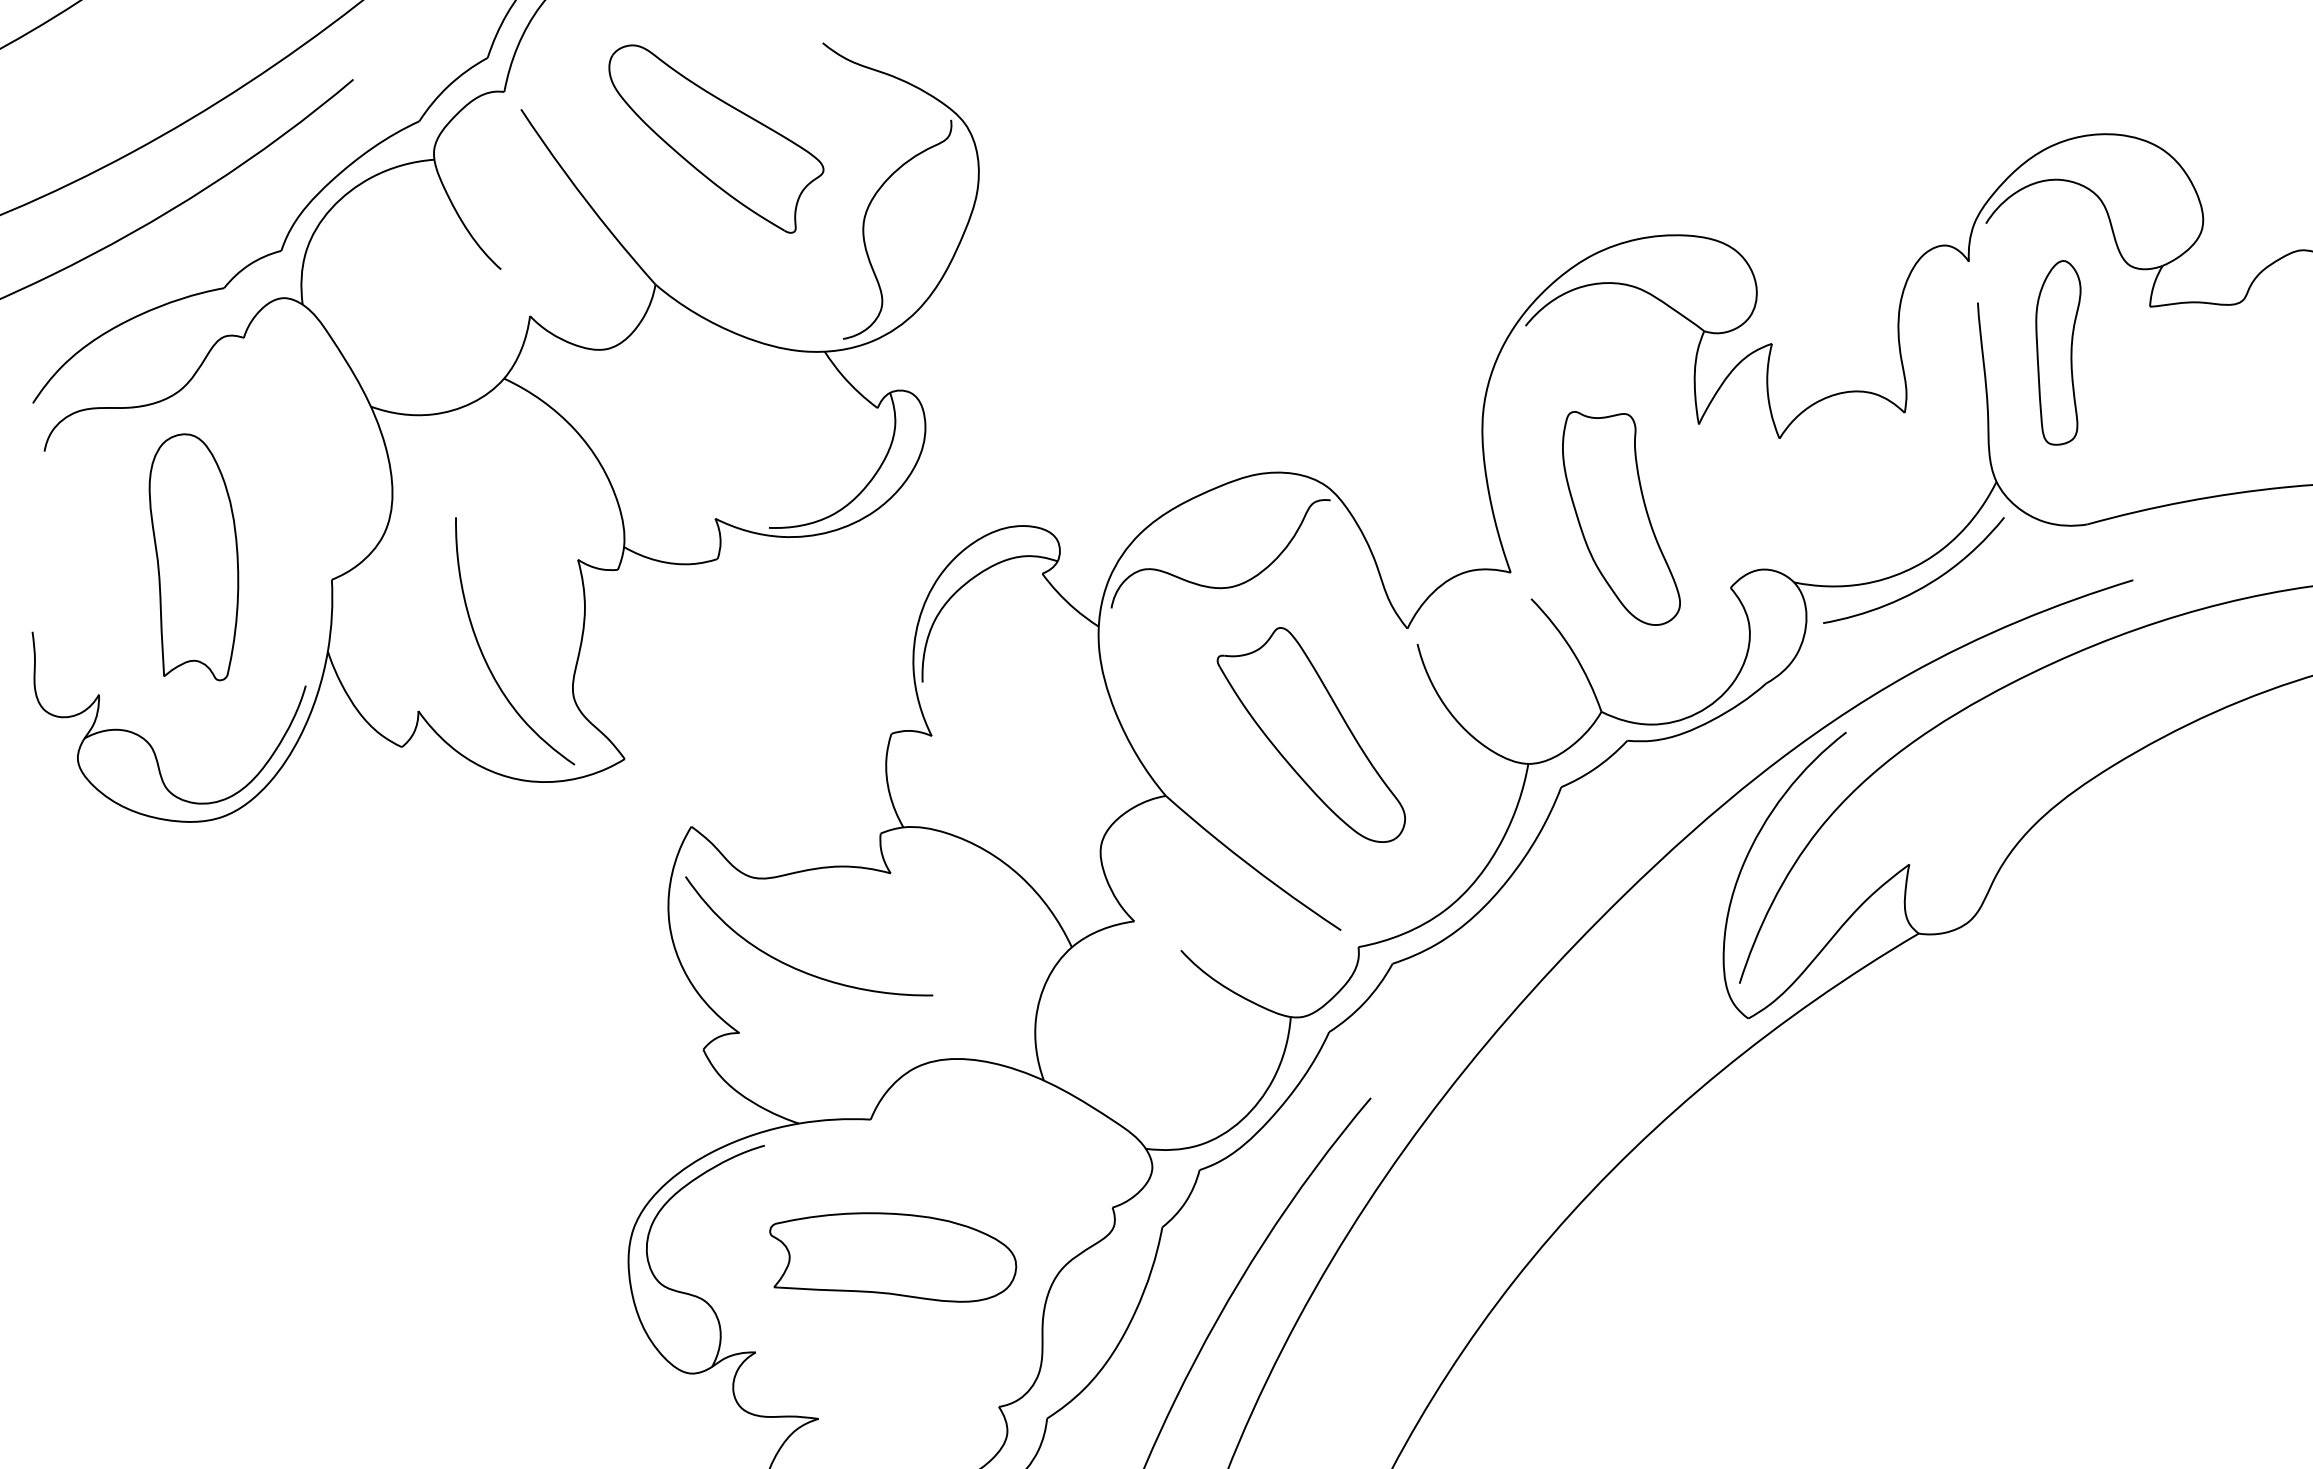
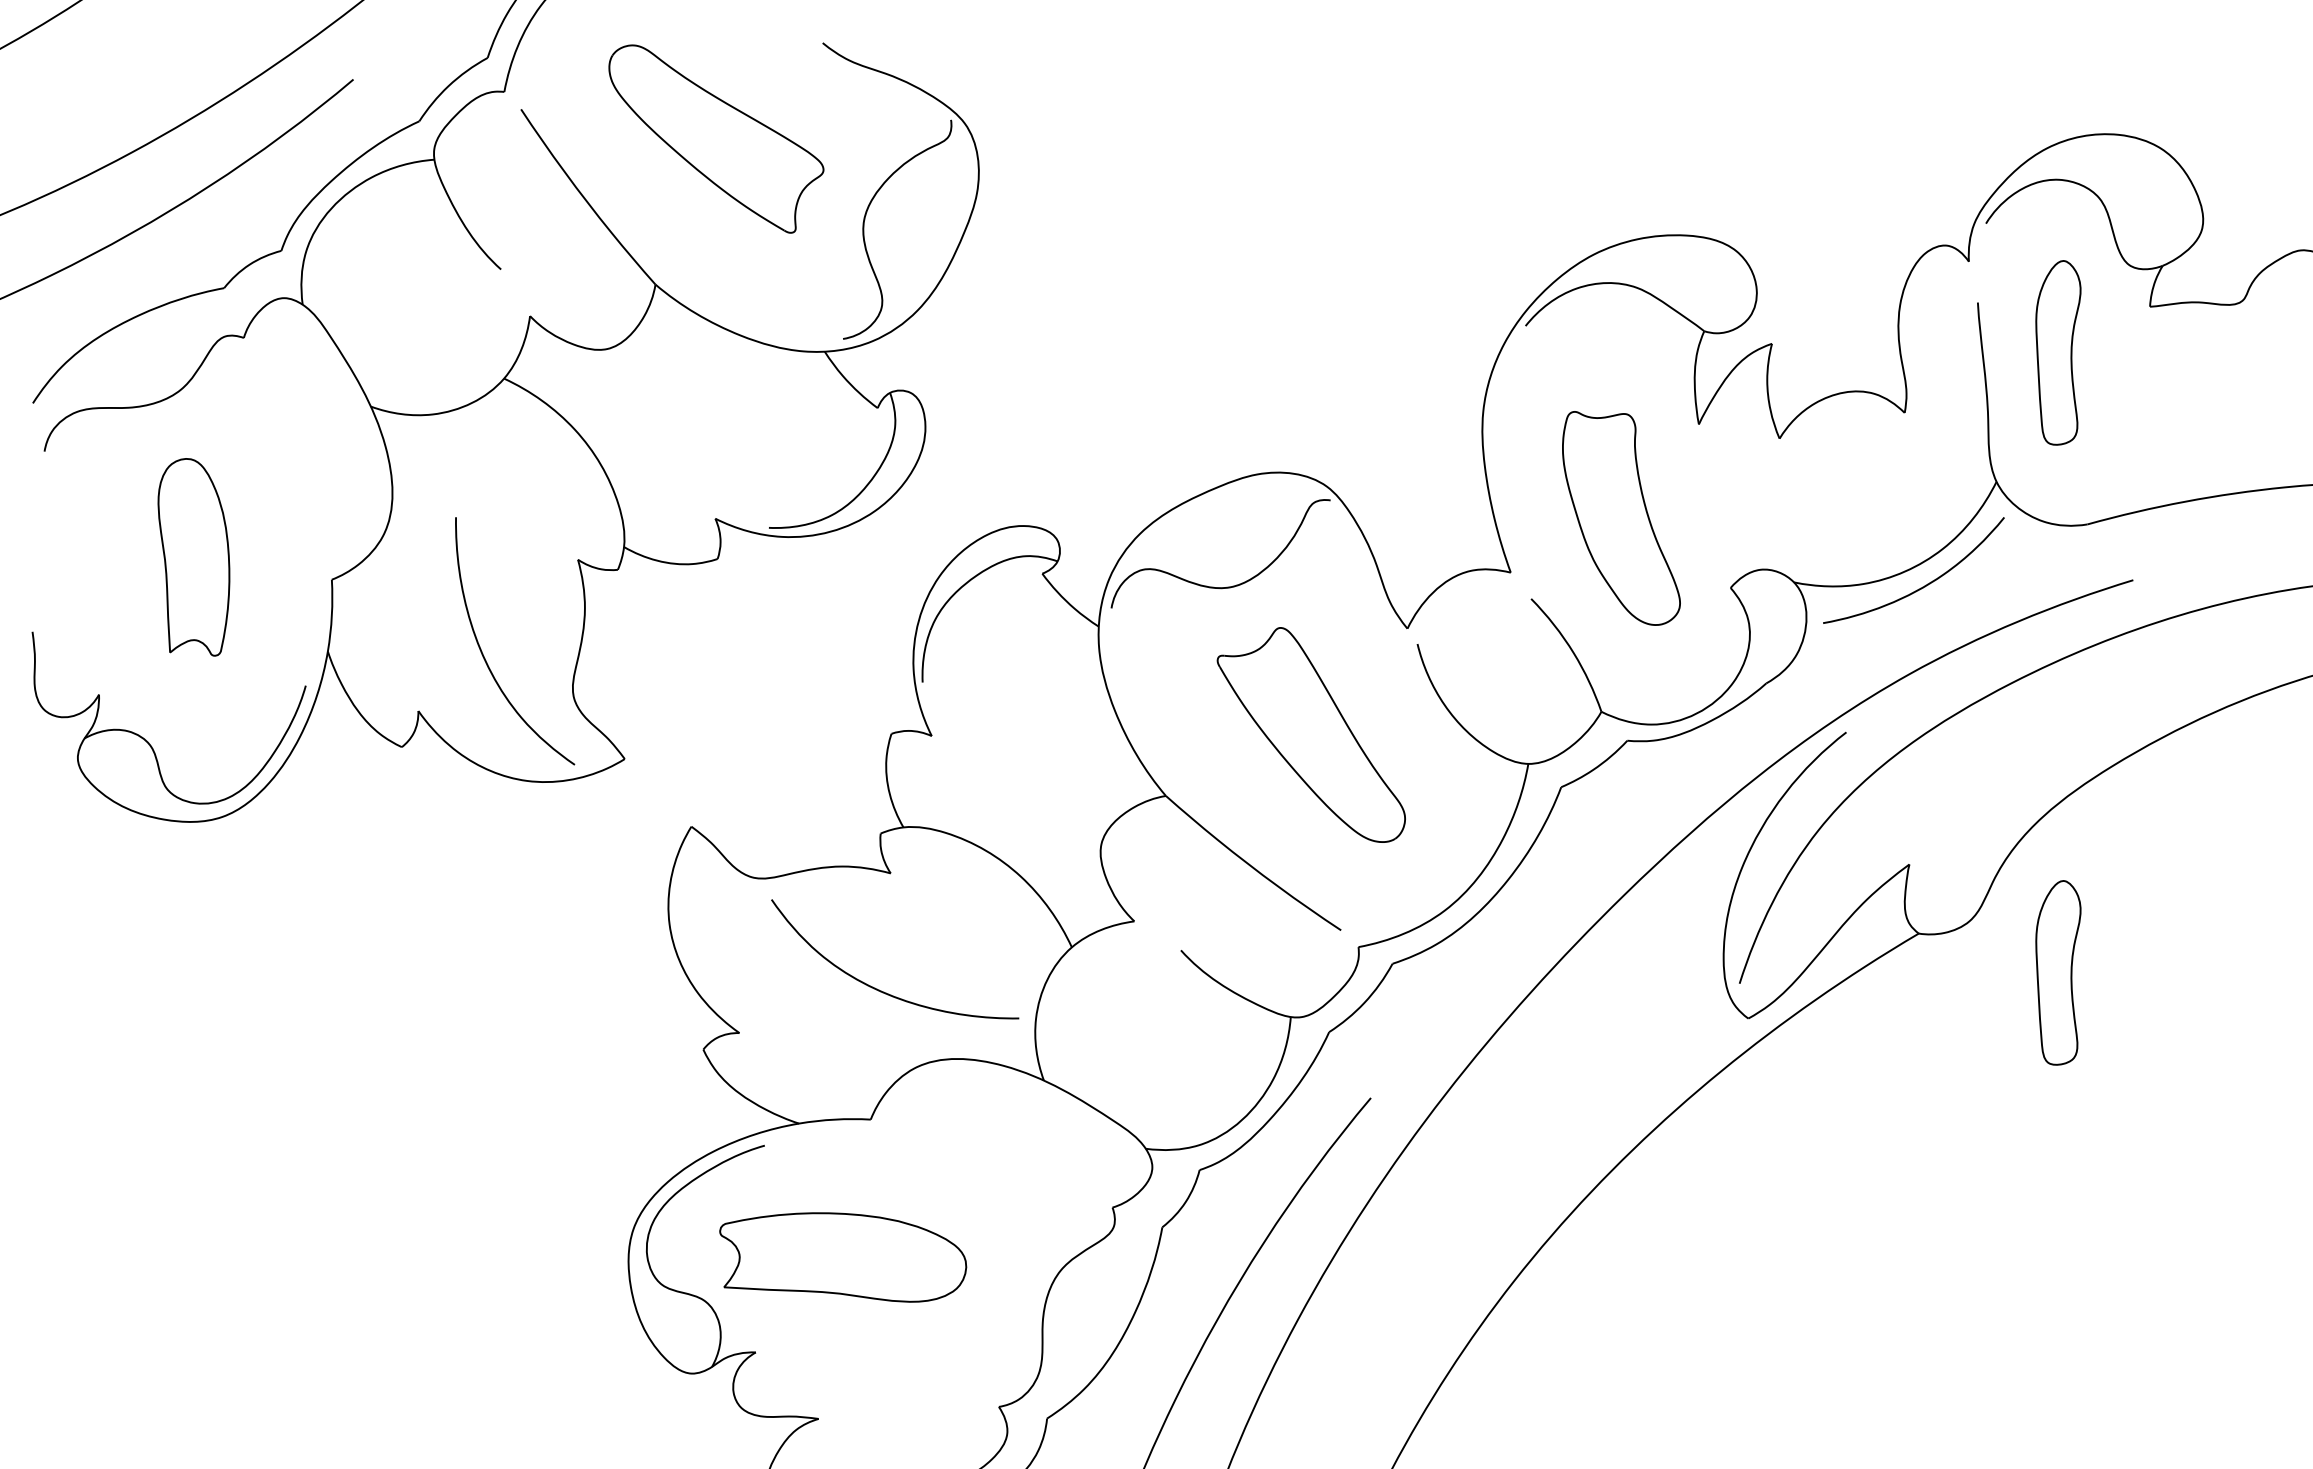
part size: 92x249 px -> 74x199 px (193, 557)
curve position: (793, 966) -> (879, 989) (879, 989)
part: none -> present (2058, 972)
part position: (893, 1257) -> (843, 1257) (843, 1257)
